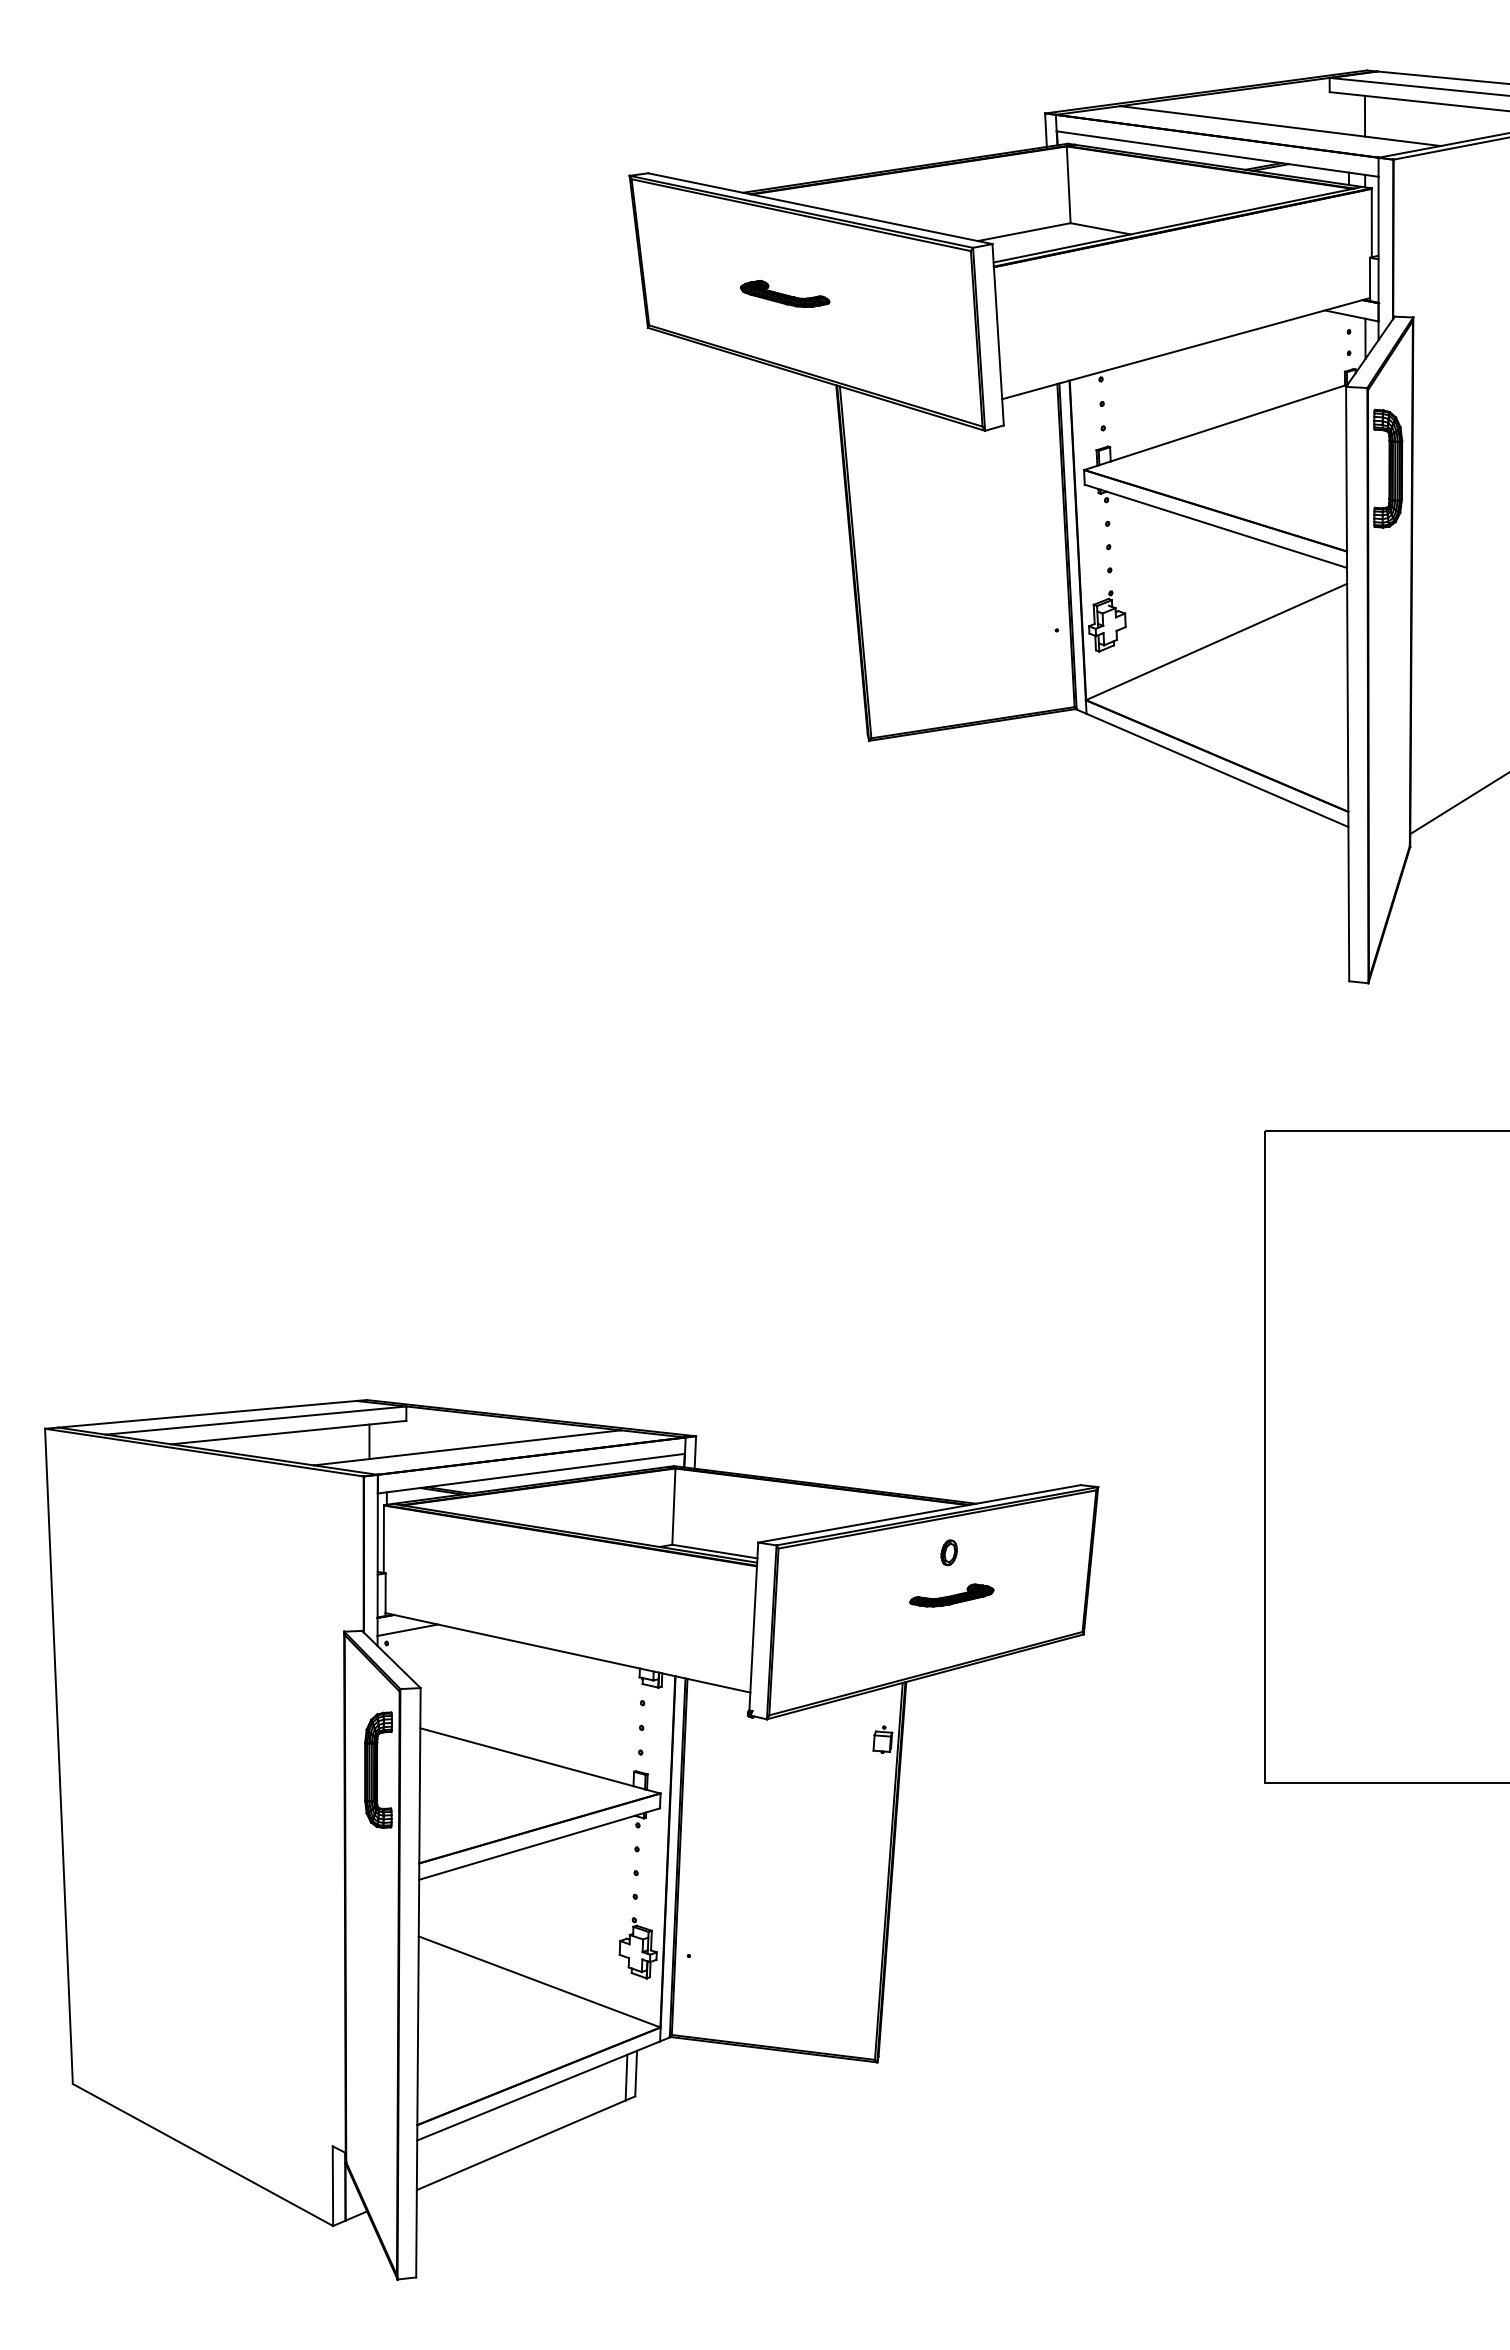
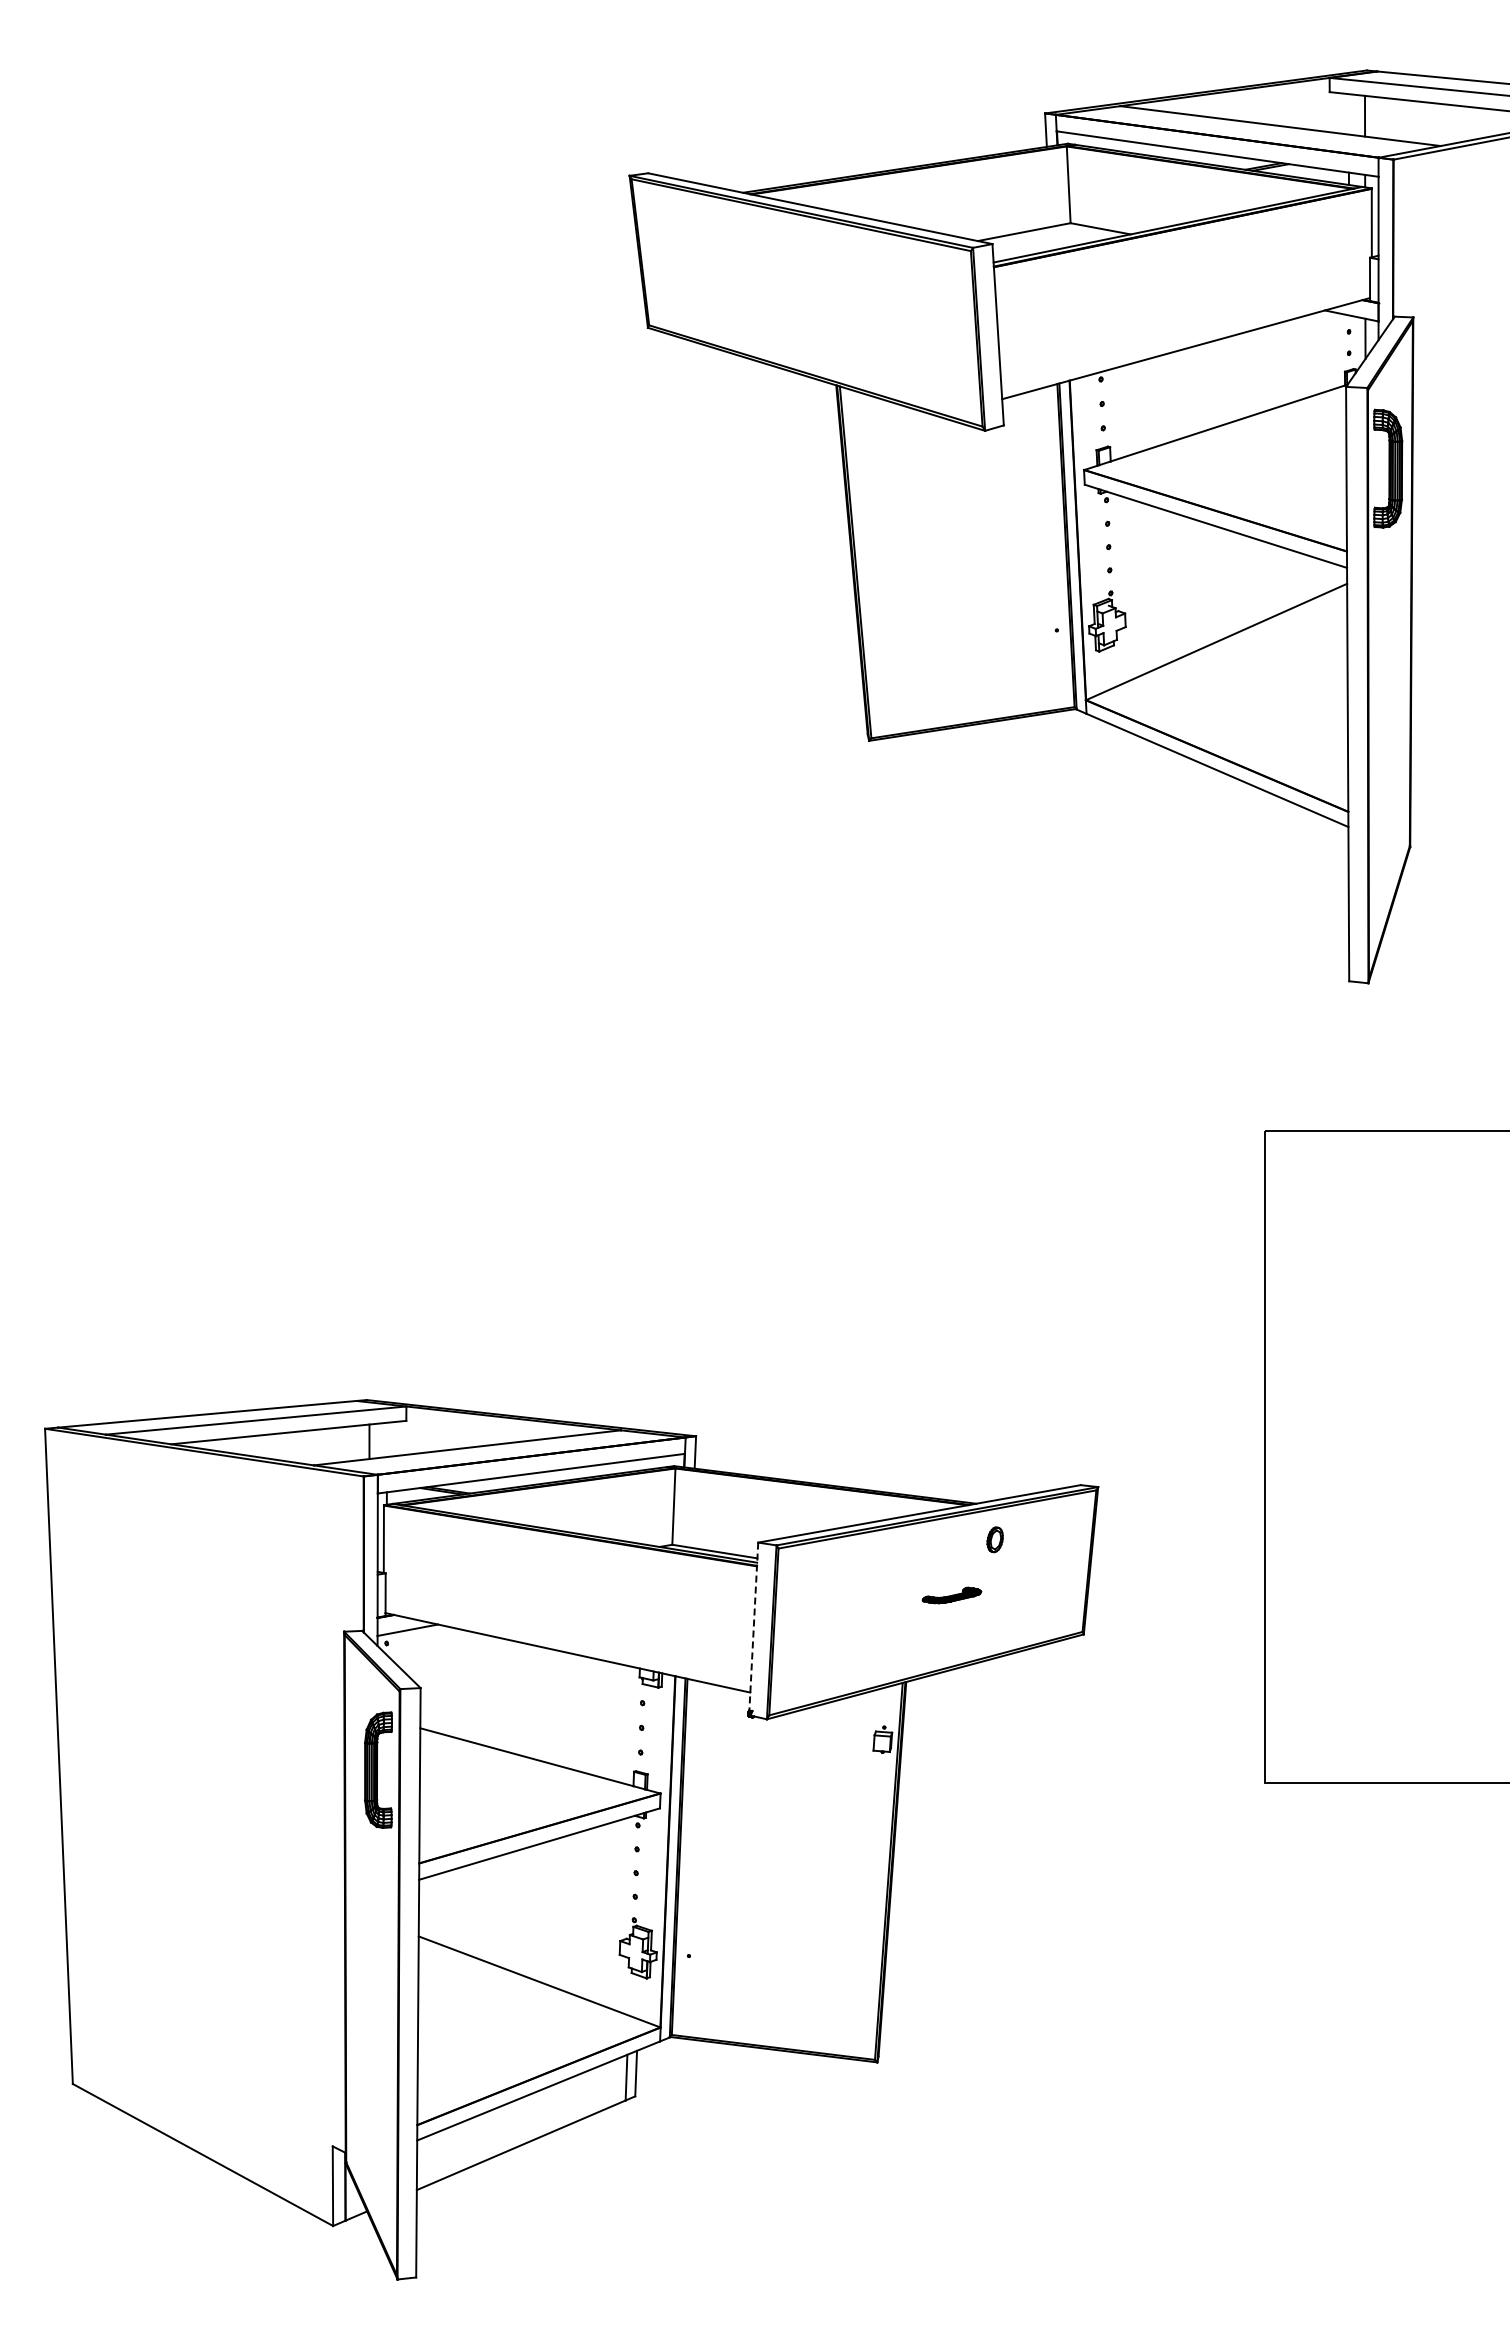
part: present -> none (784, 293)
line: present -> none (1458, 804)
part position: (948, 1552) -> (994, 1539) (994, 1539)
part size: 86x25 px -> 62x19 px (951, 1595)
line: solid -> dashed (753, 1627)
